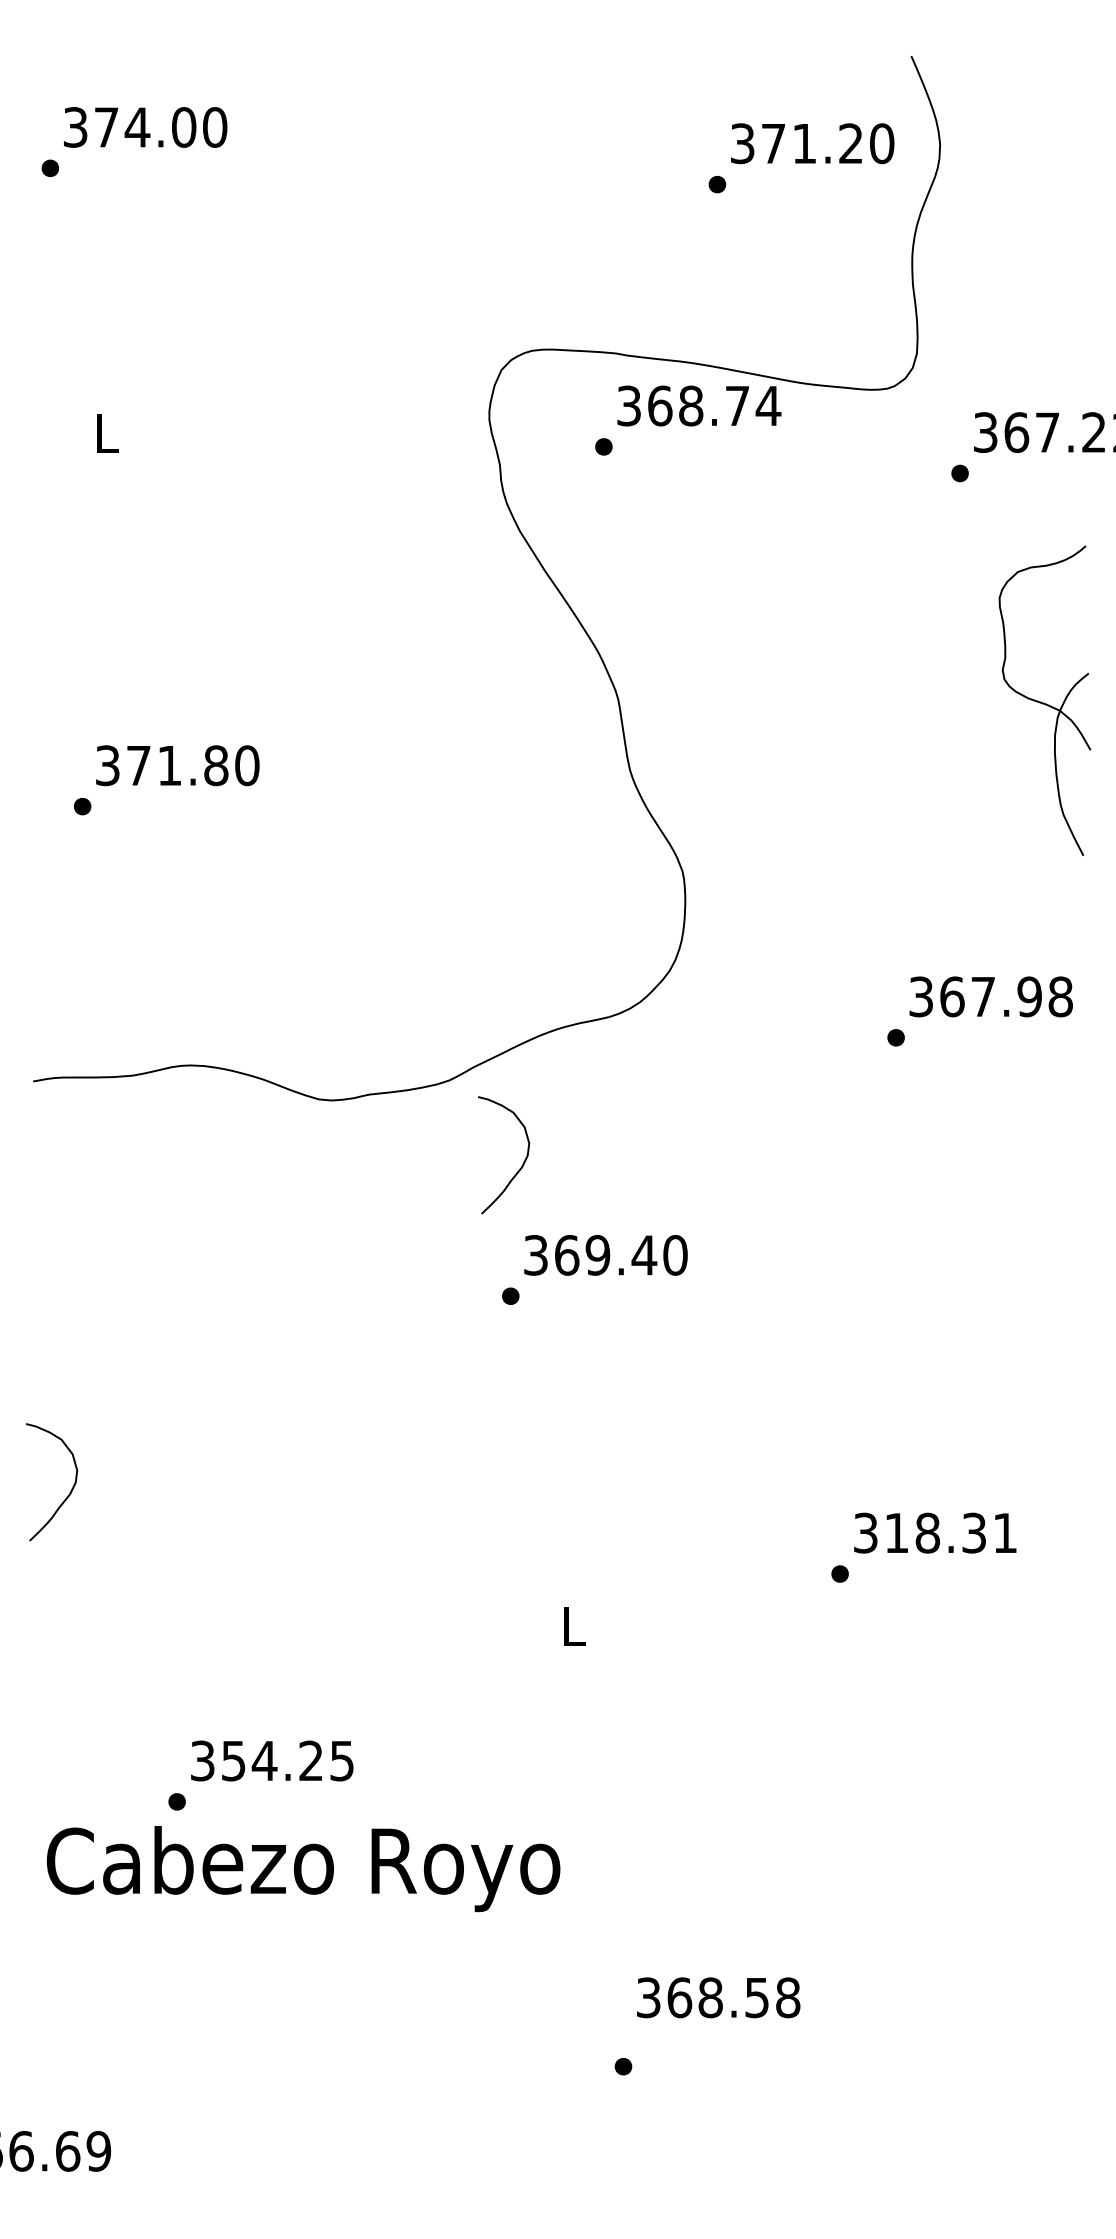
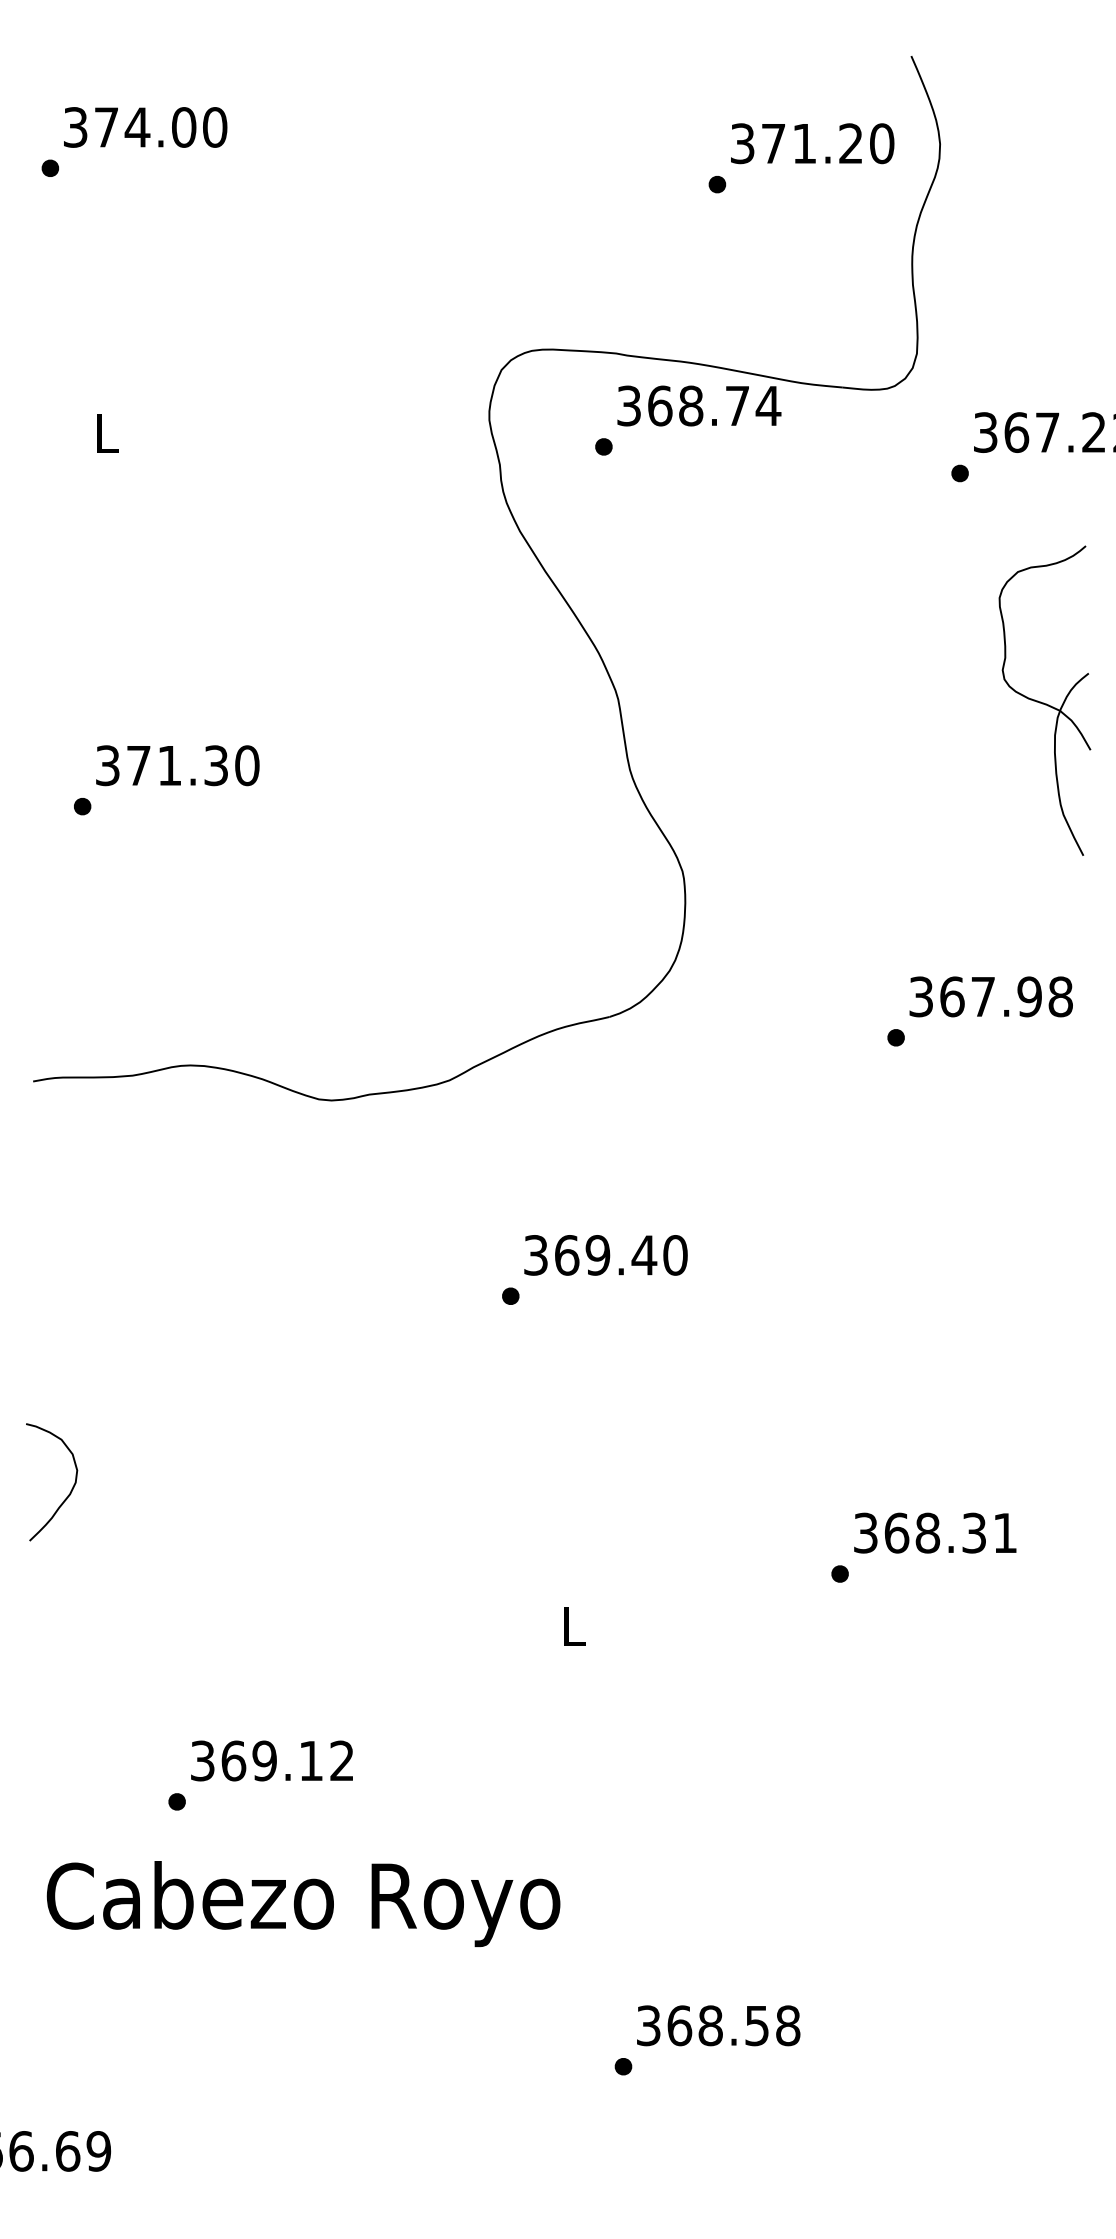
text: 371.80 -> 371.30 (216, 765)
curve: present -> none (522, 1163)
text: 318.31 -> 368.31 (896, 1532)
text: 354.25 -> 369.12 (287, 1760)
text position: (303, 1869) -> (303, 1904) (303, 1904)
text position: (718, 1997) -> (718, 2025) (718, 2025)
